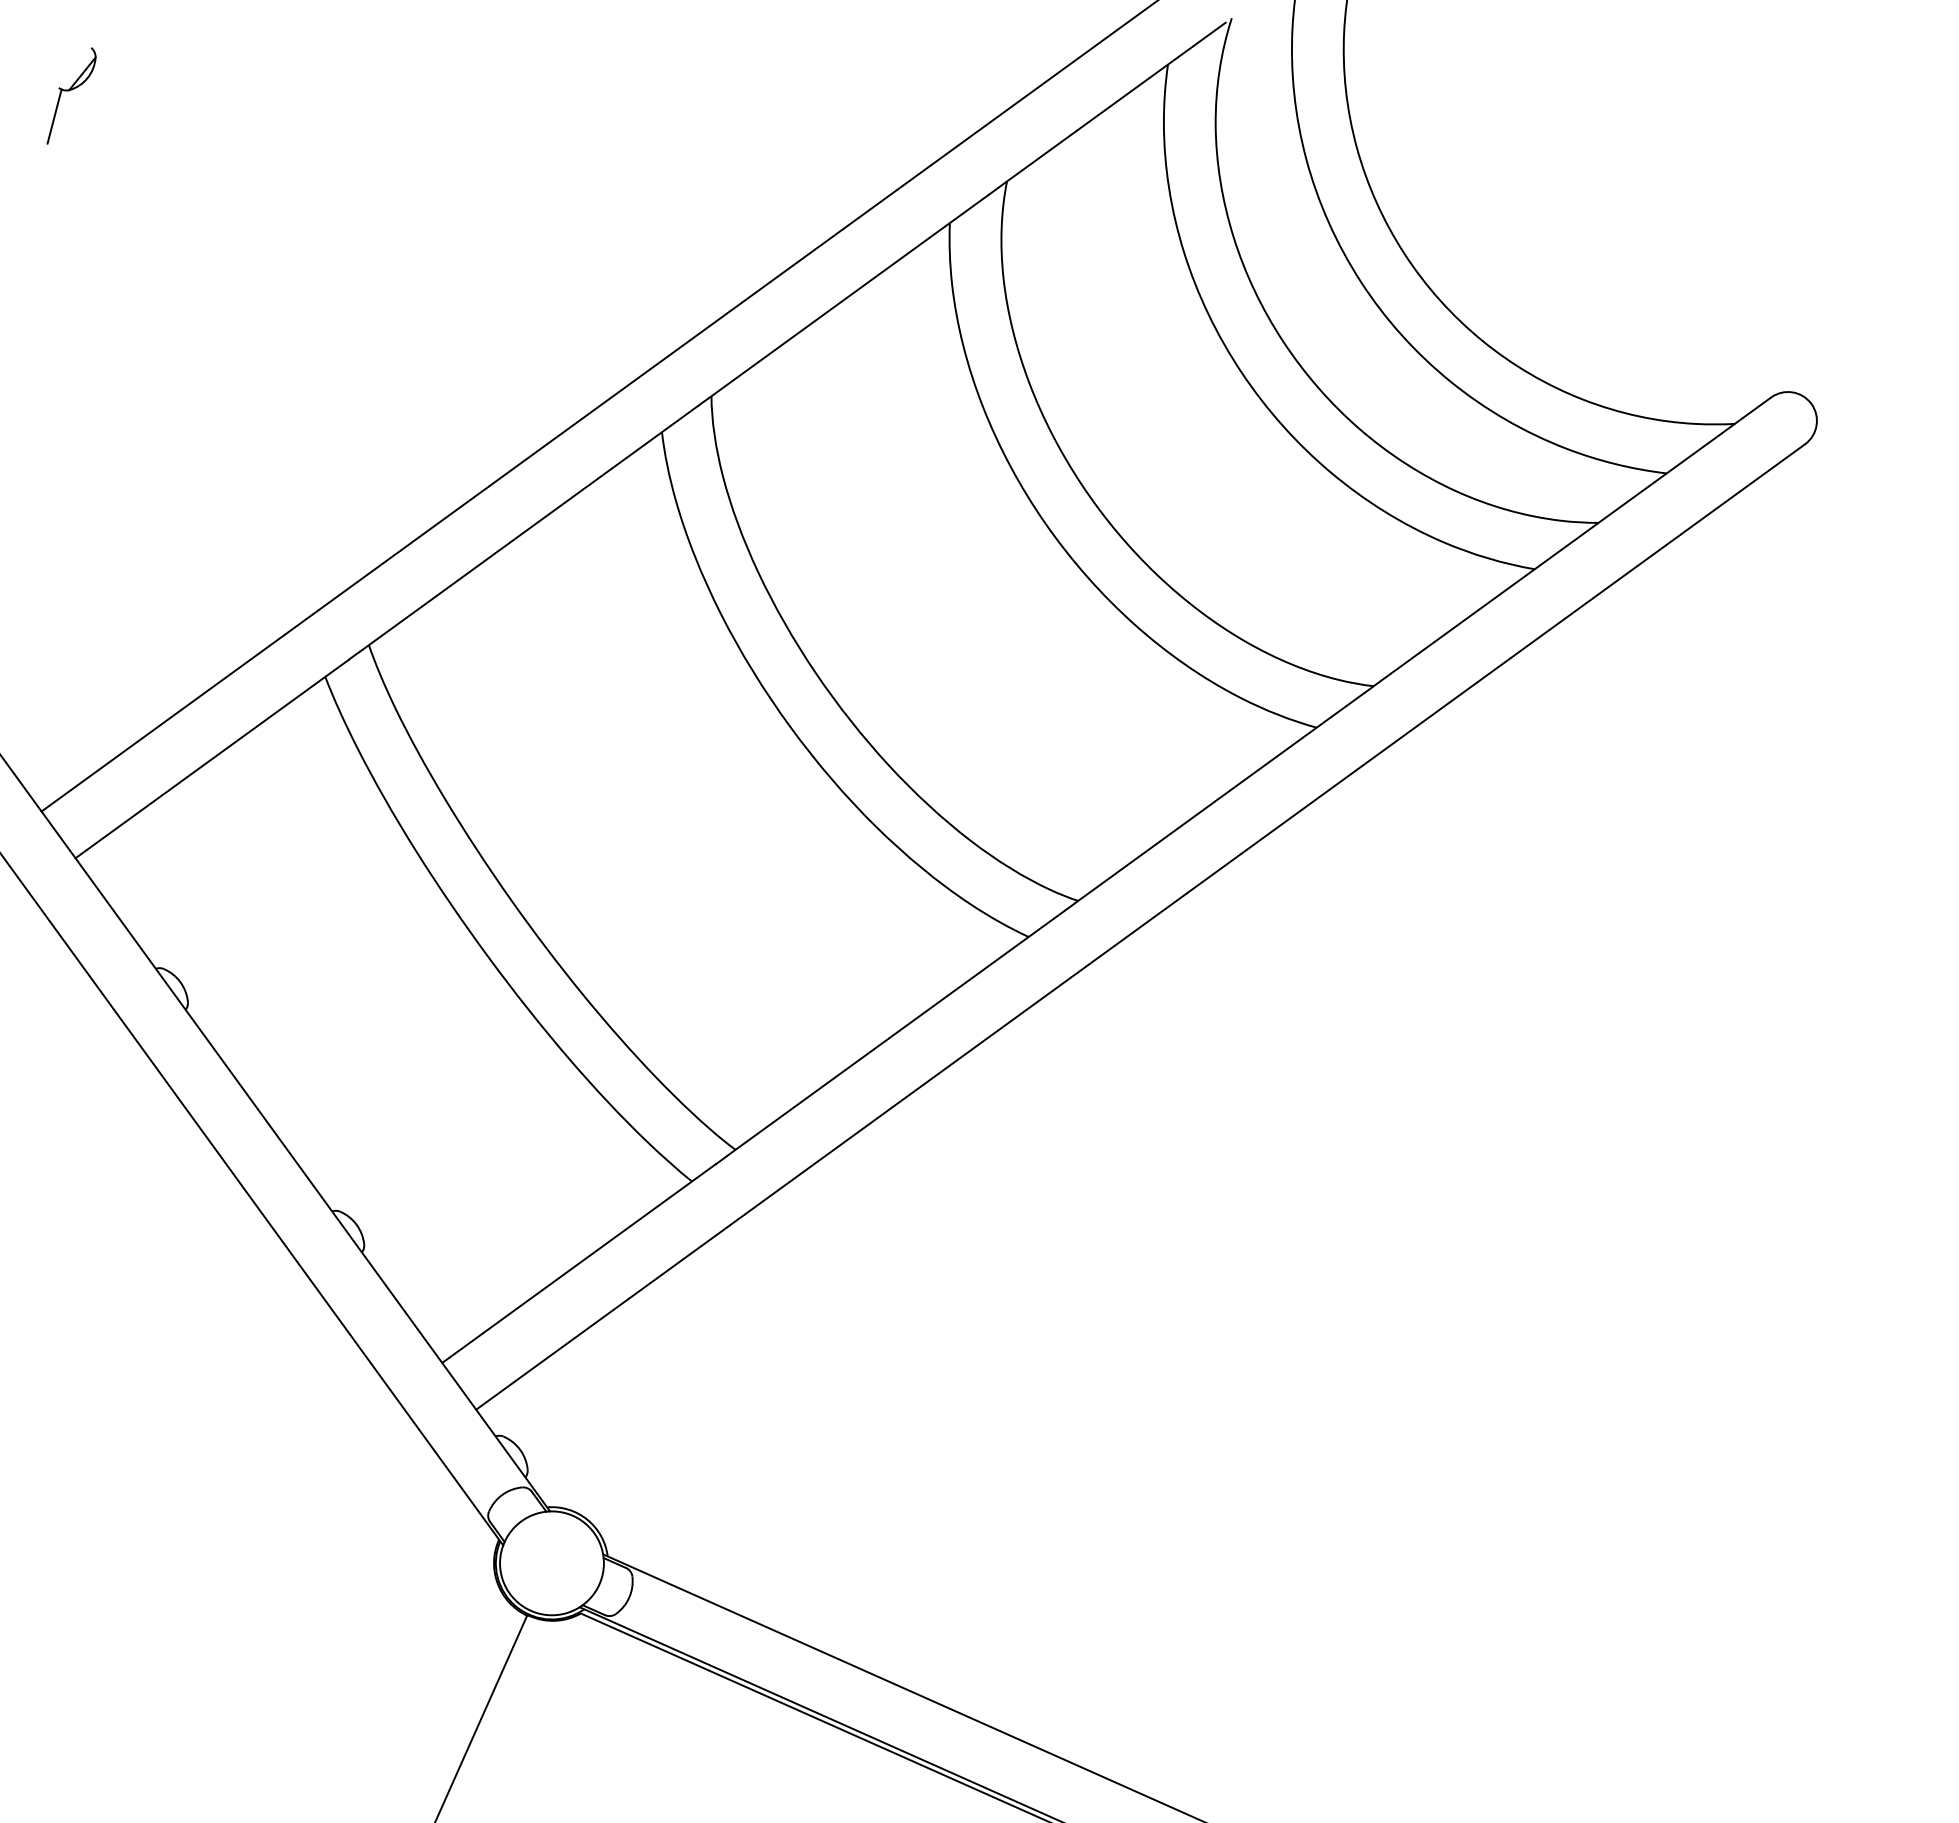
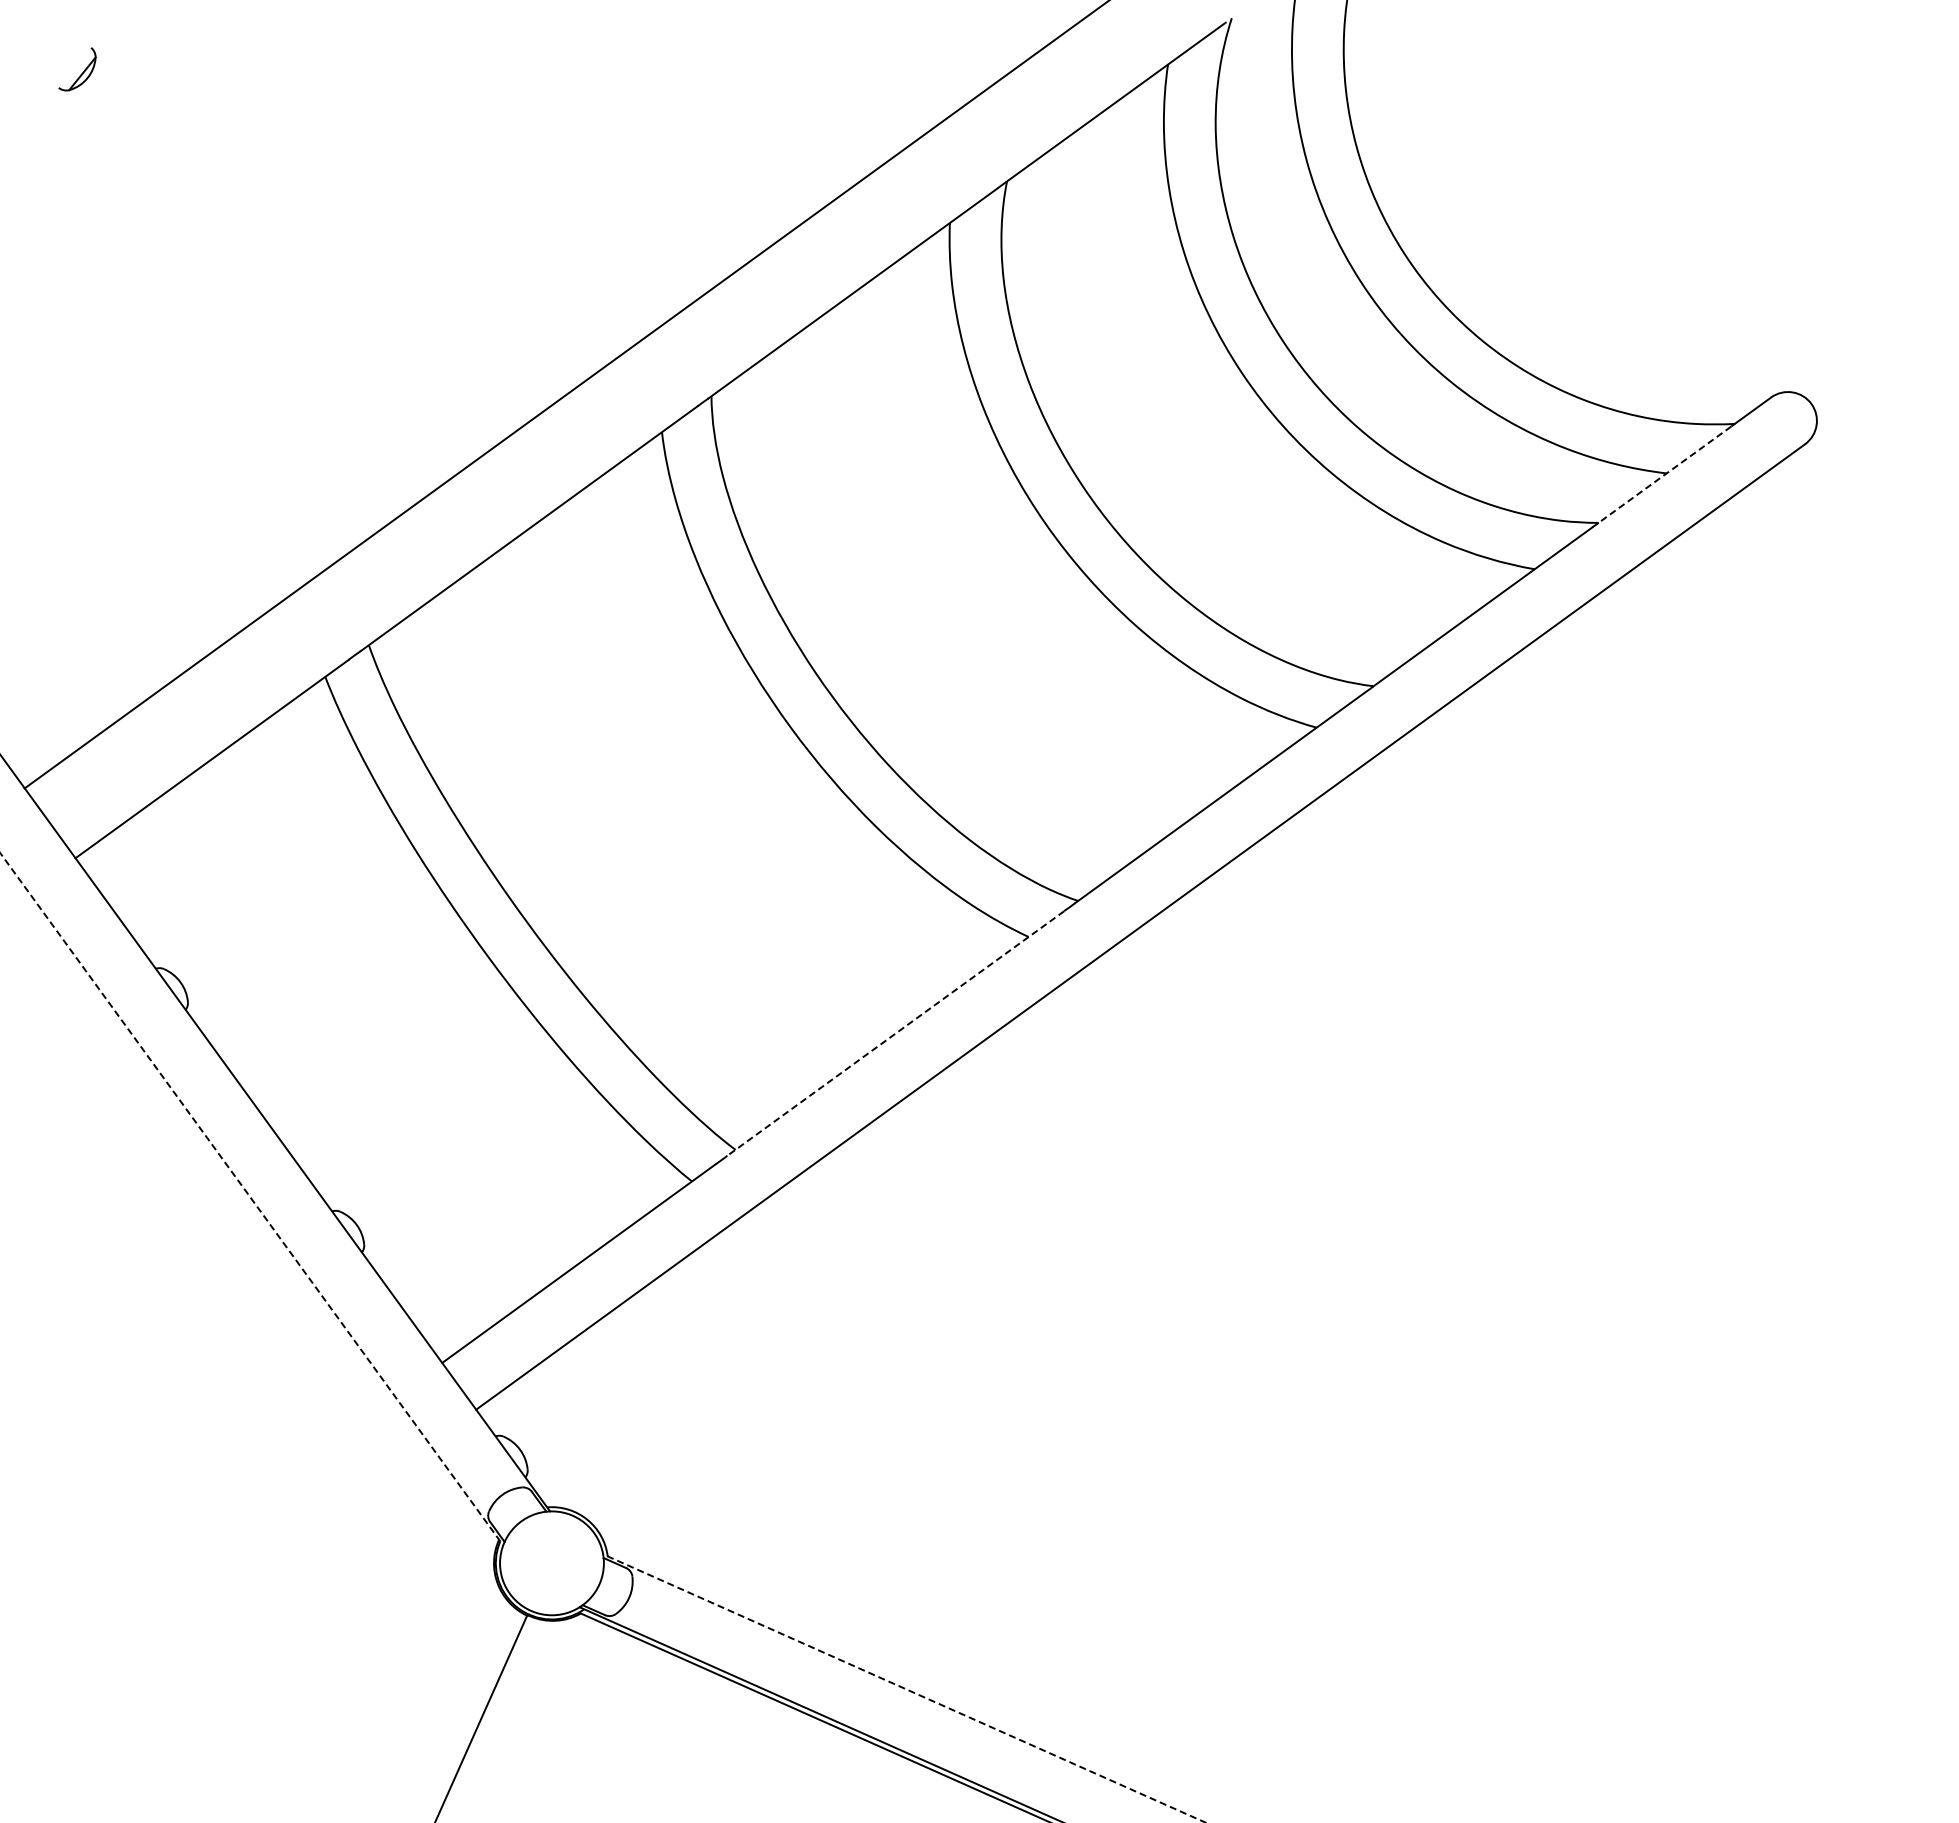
line: present -> none (54, 116)
line position: (598, 406) -> (565, 395) (565, 395)
line: solid -> dashed (1664, 475)
line: solid -> dashed (895, 1033)
line: solid -> dashed (251, 1199)
line: solid -> dashed (904, 1688)
